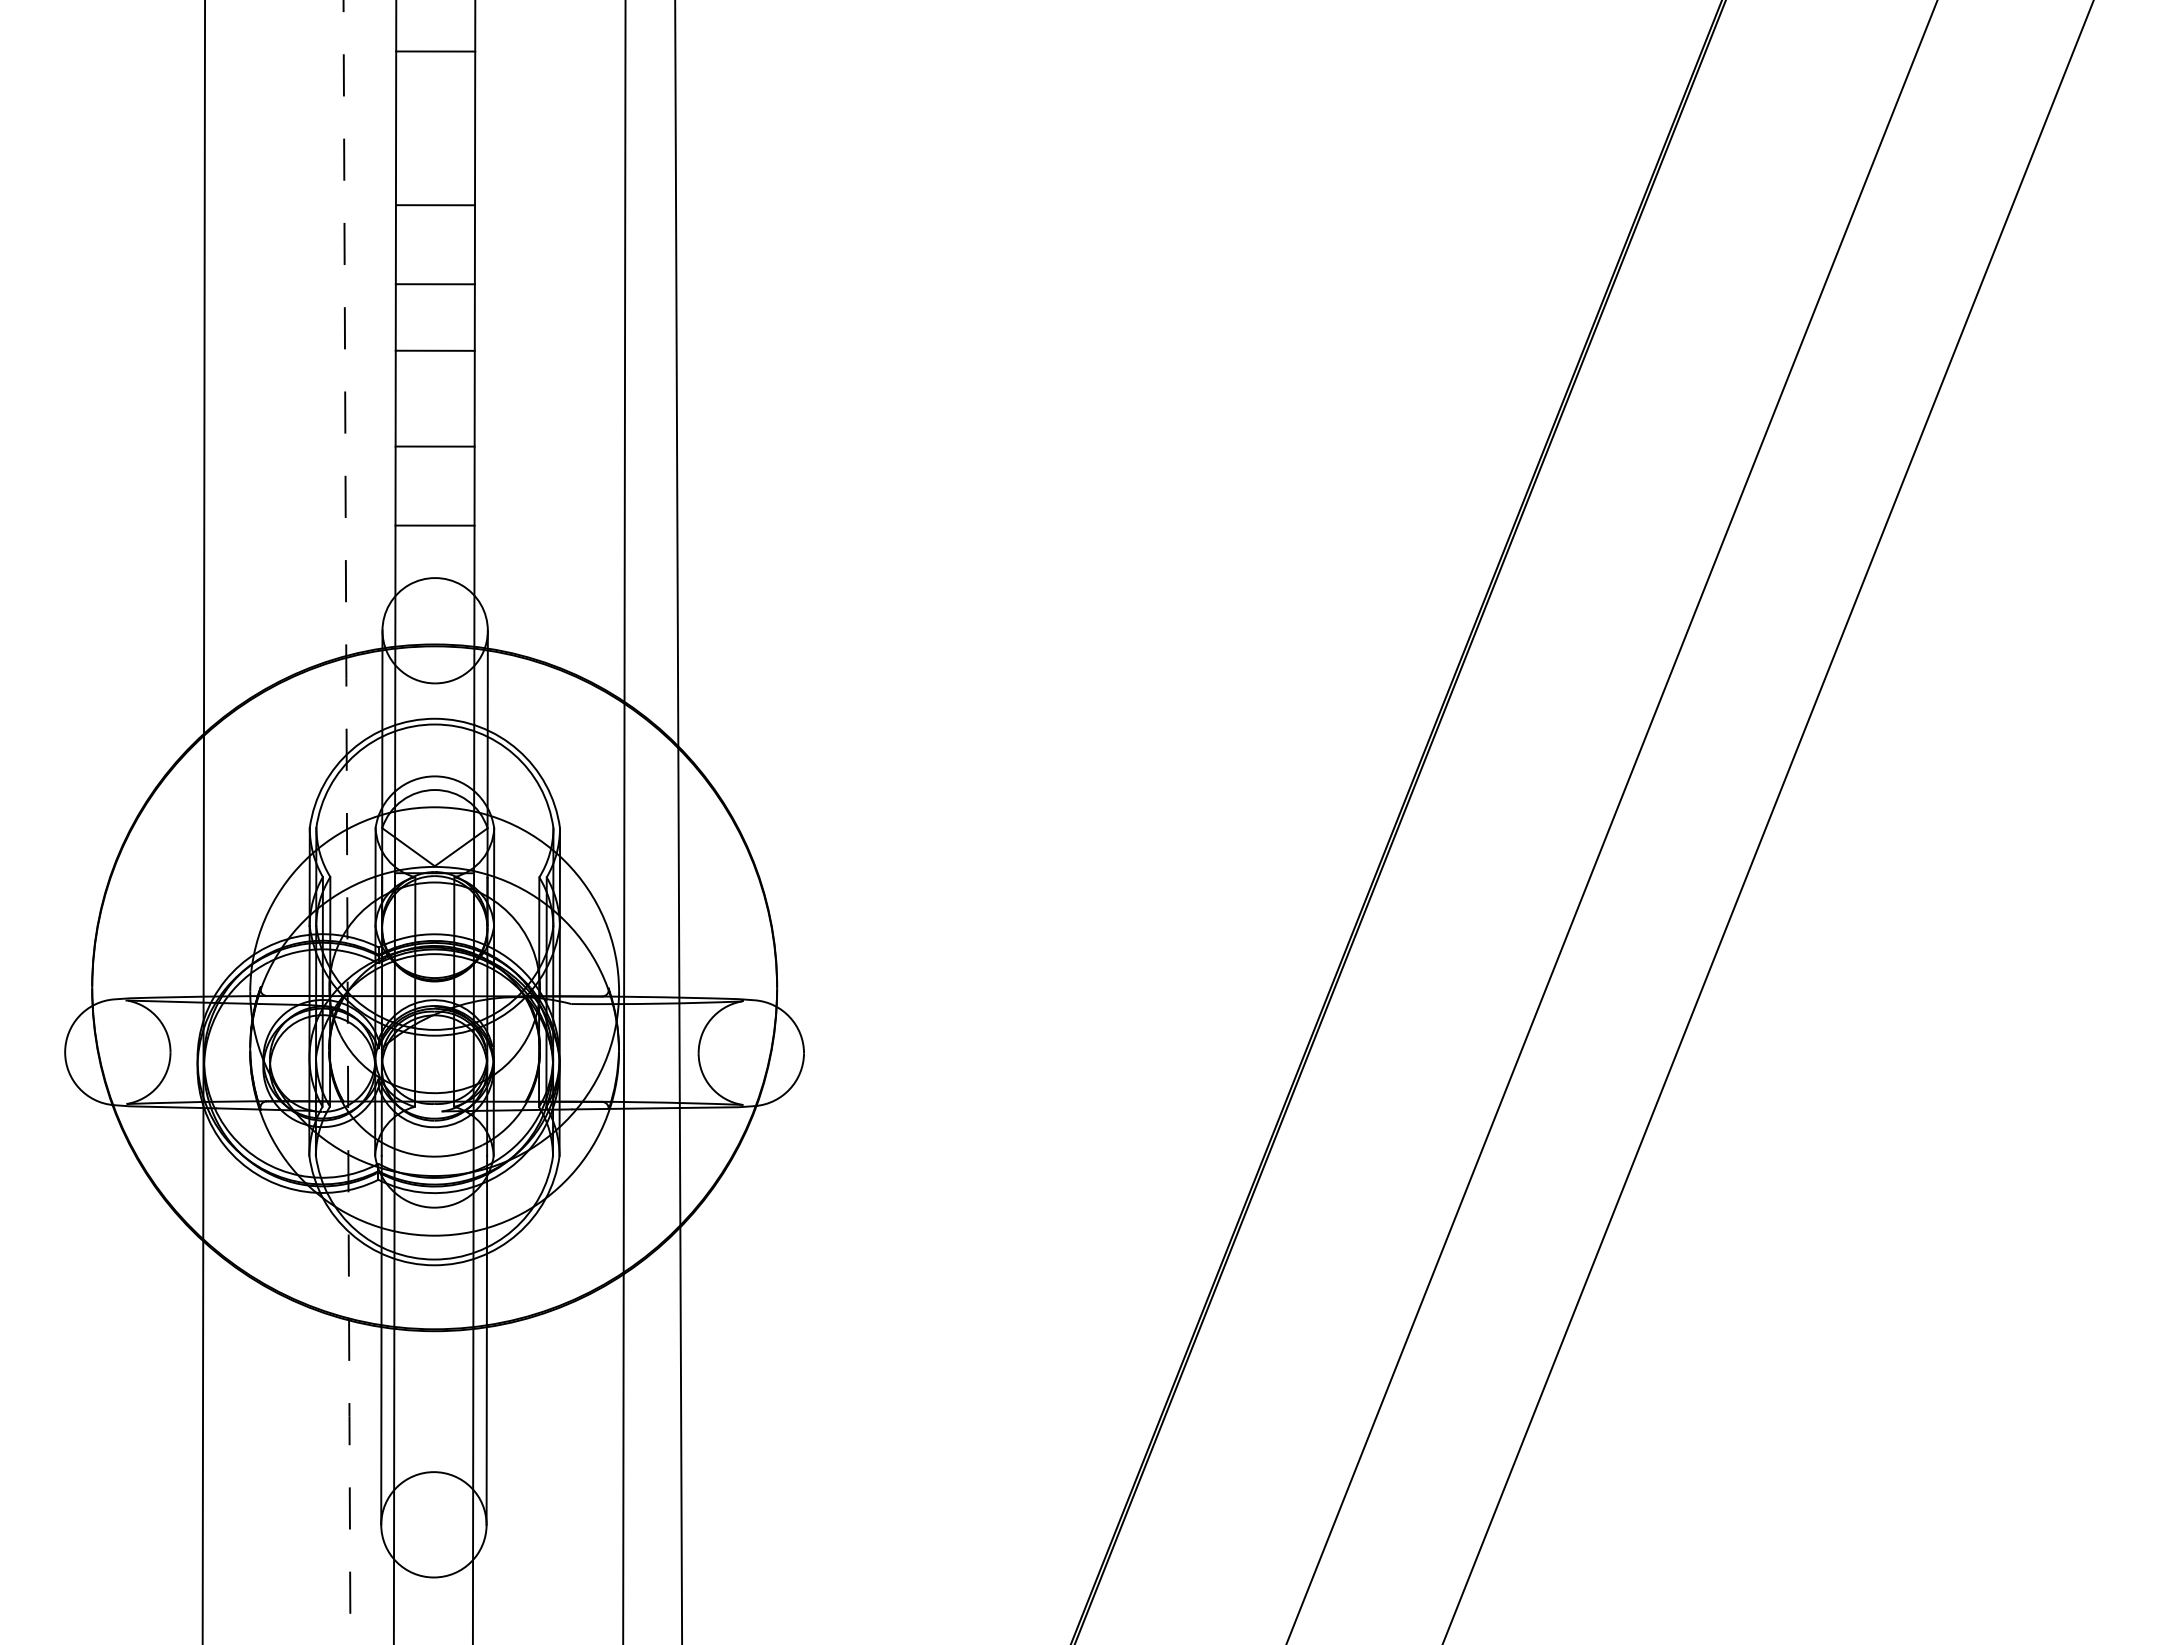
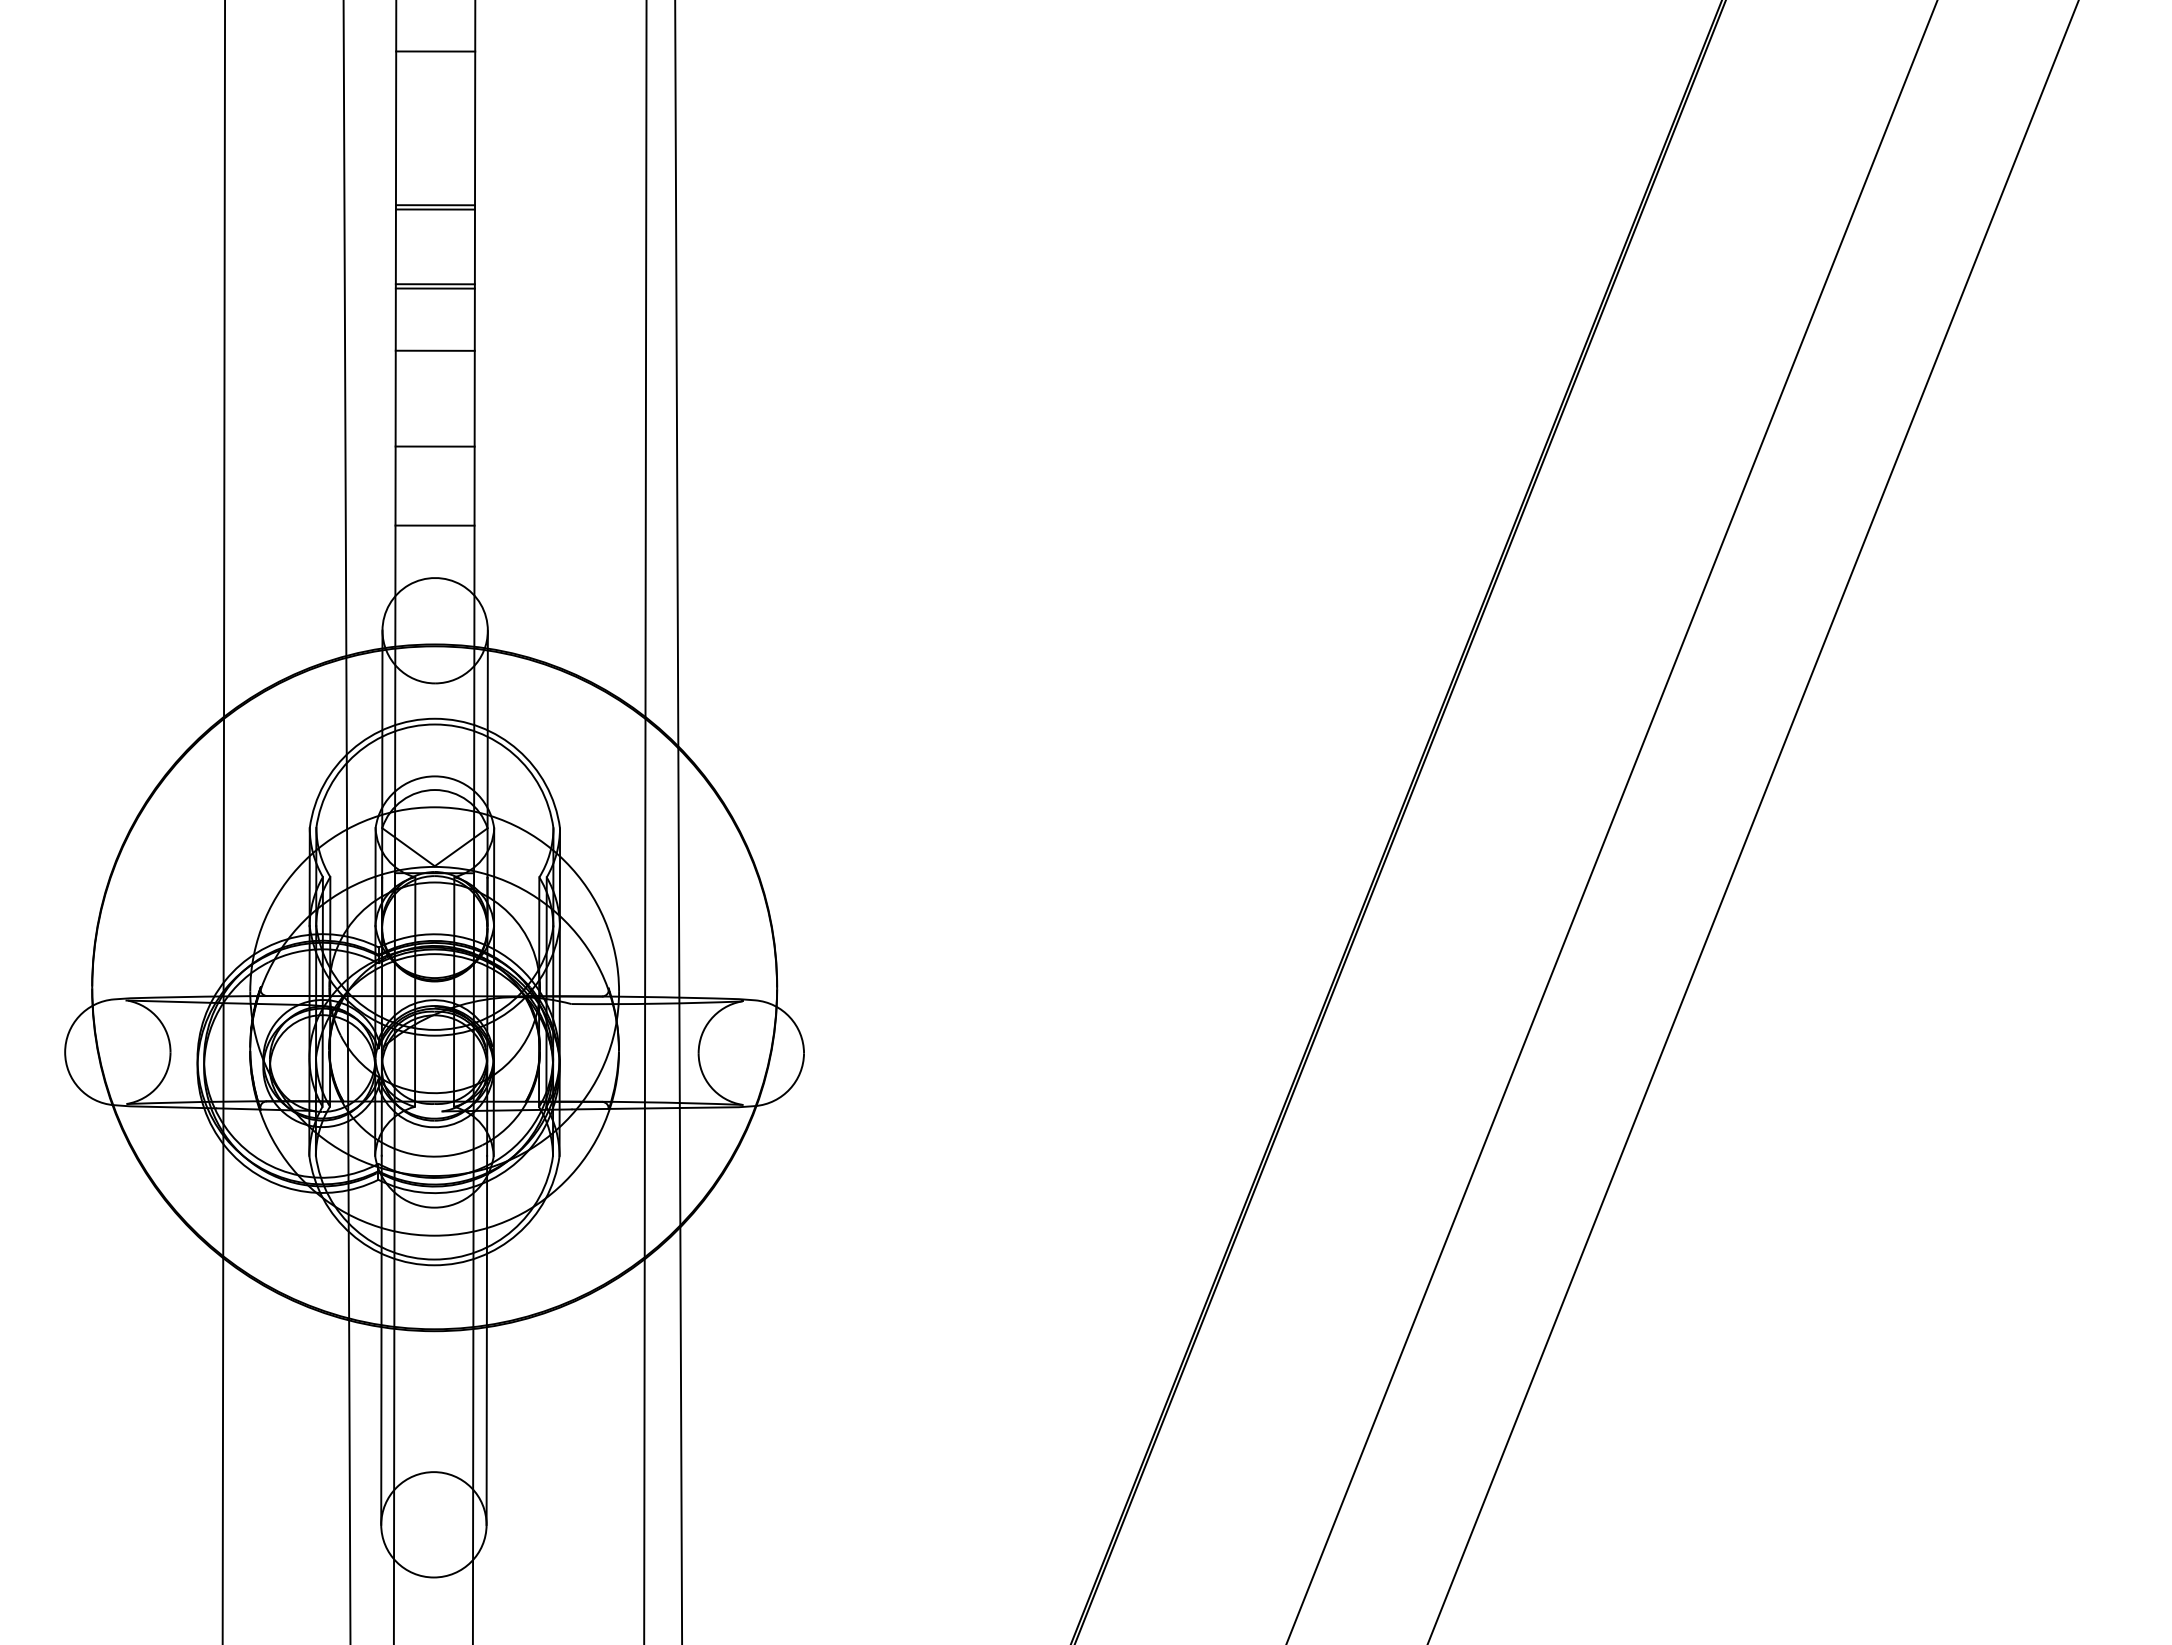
line: none -> present (435, 209)
line: none -> present (434, 288)
line position: (203, 821) -> (223, 821) (223, 821)
arc: dashed -> solid (346, 821)
line position: (624, 821) -> (645, 821) (645, 821)
line position: (1767, 821) -> (1752, 821) (1752, 821)
